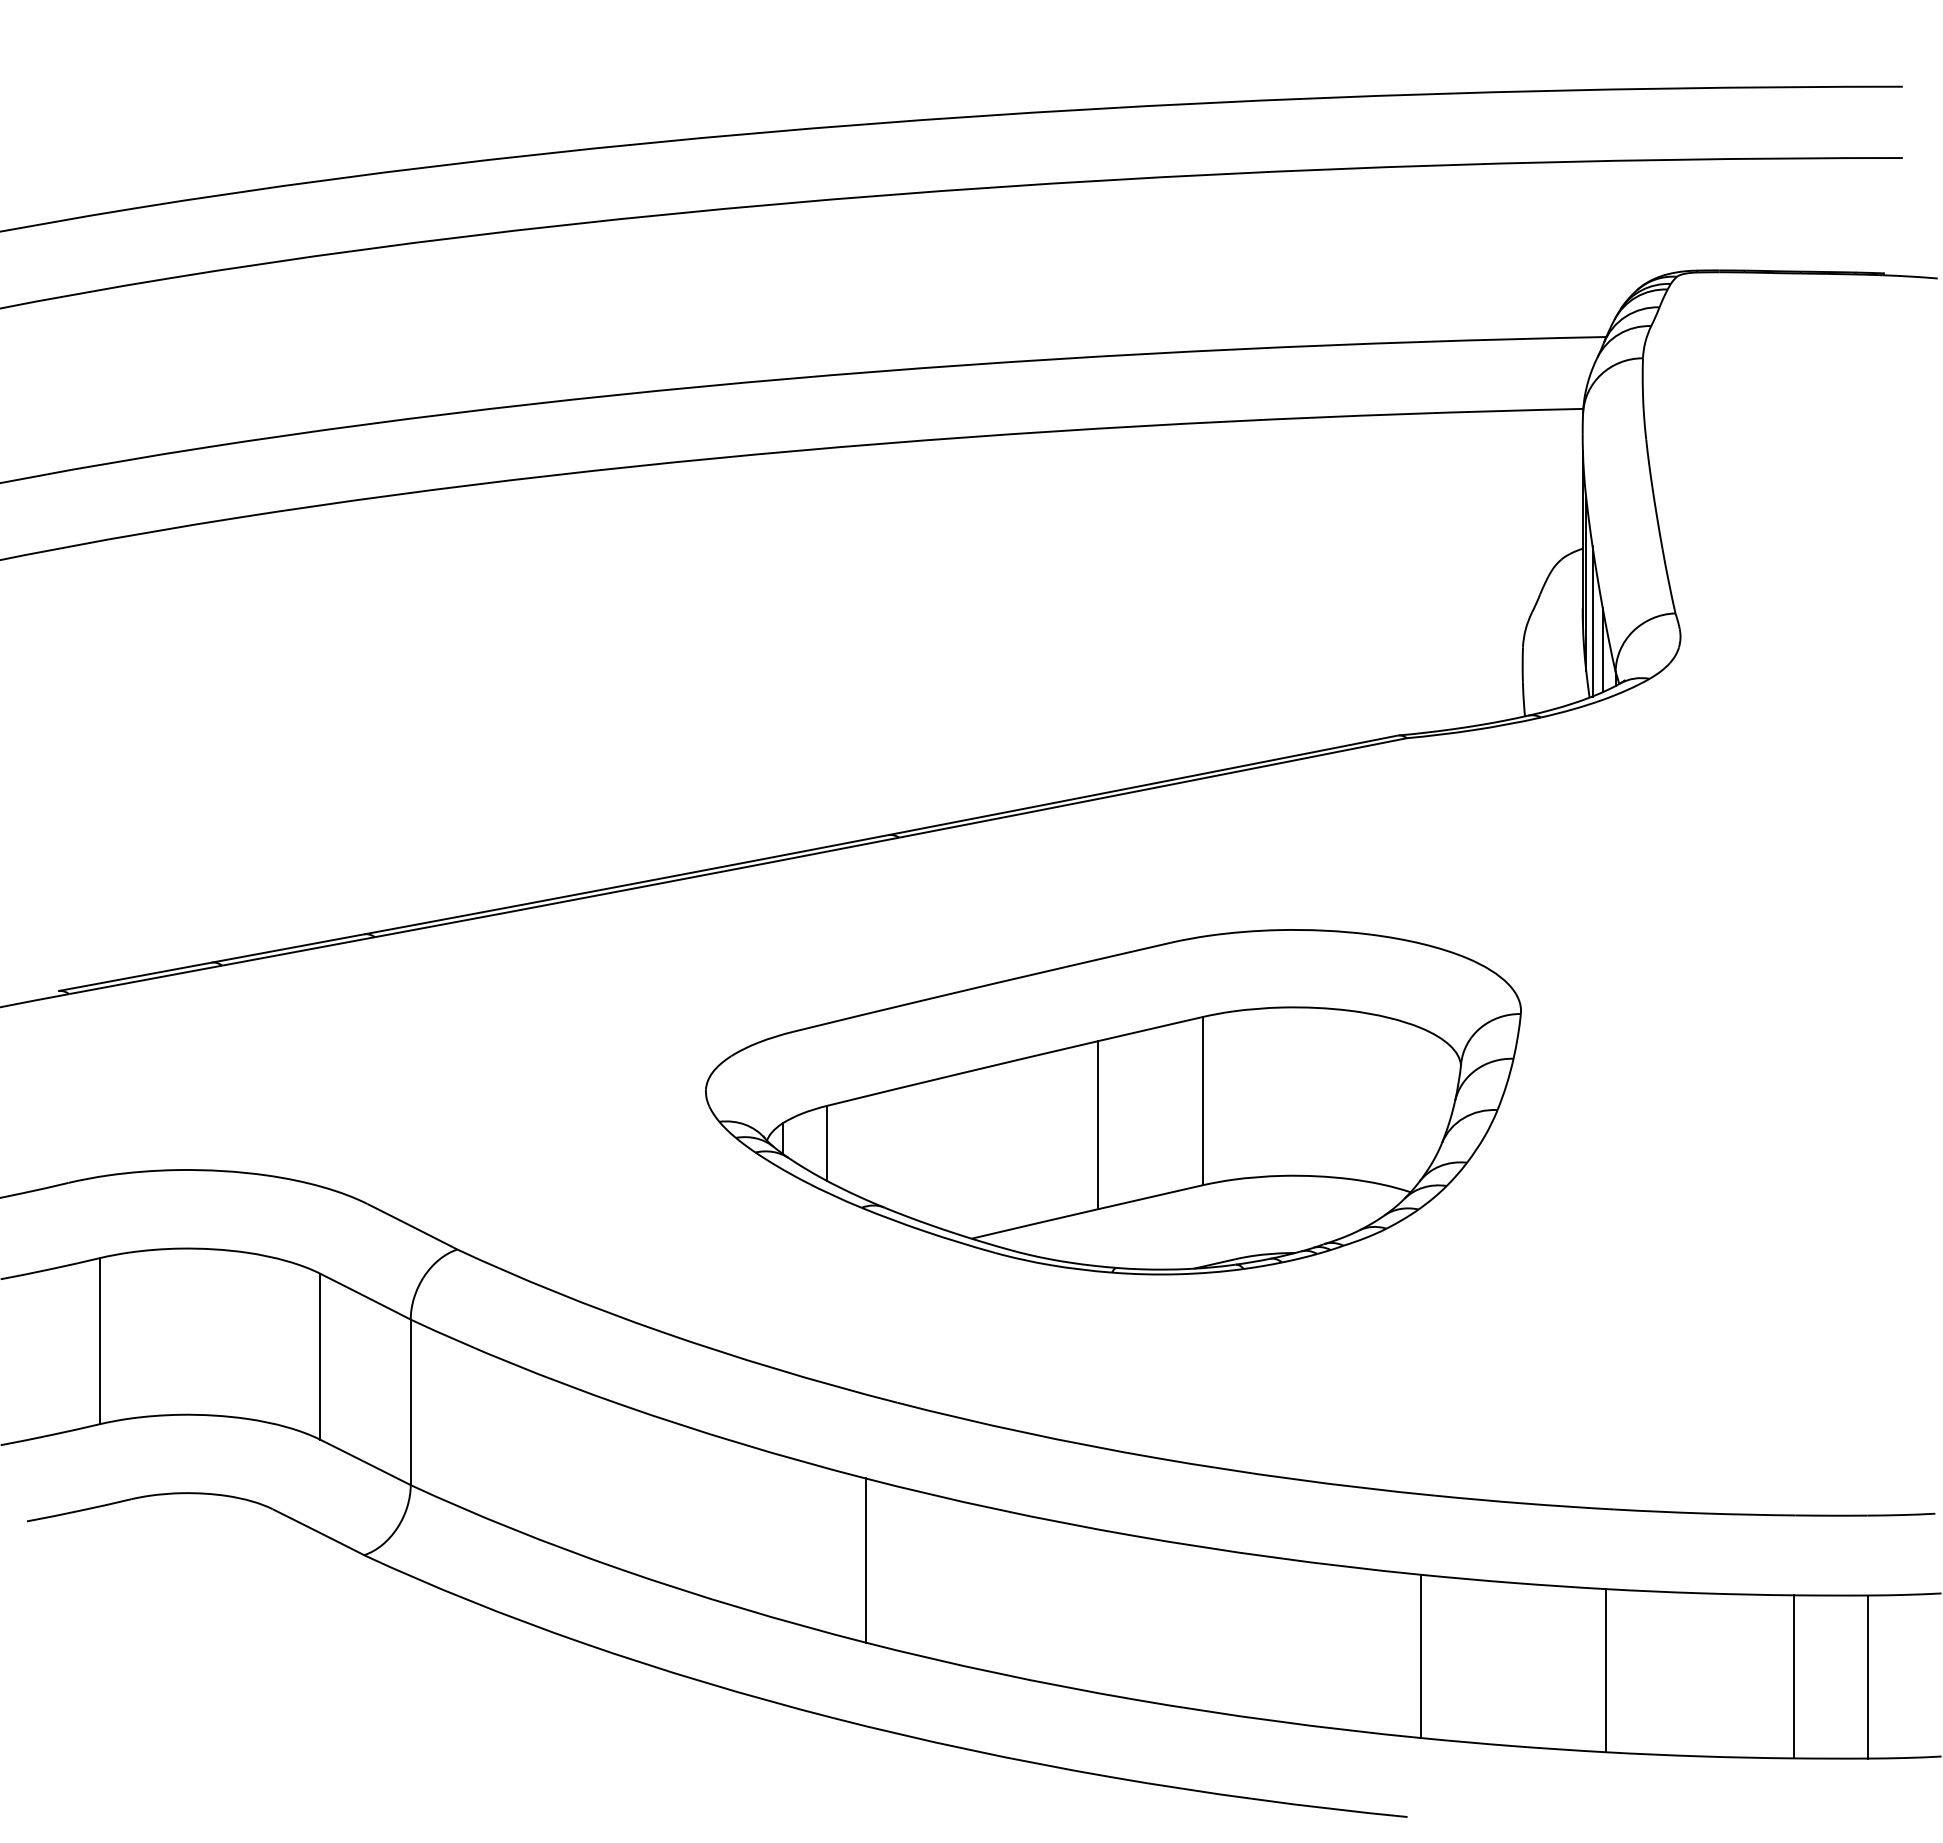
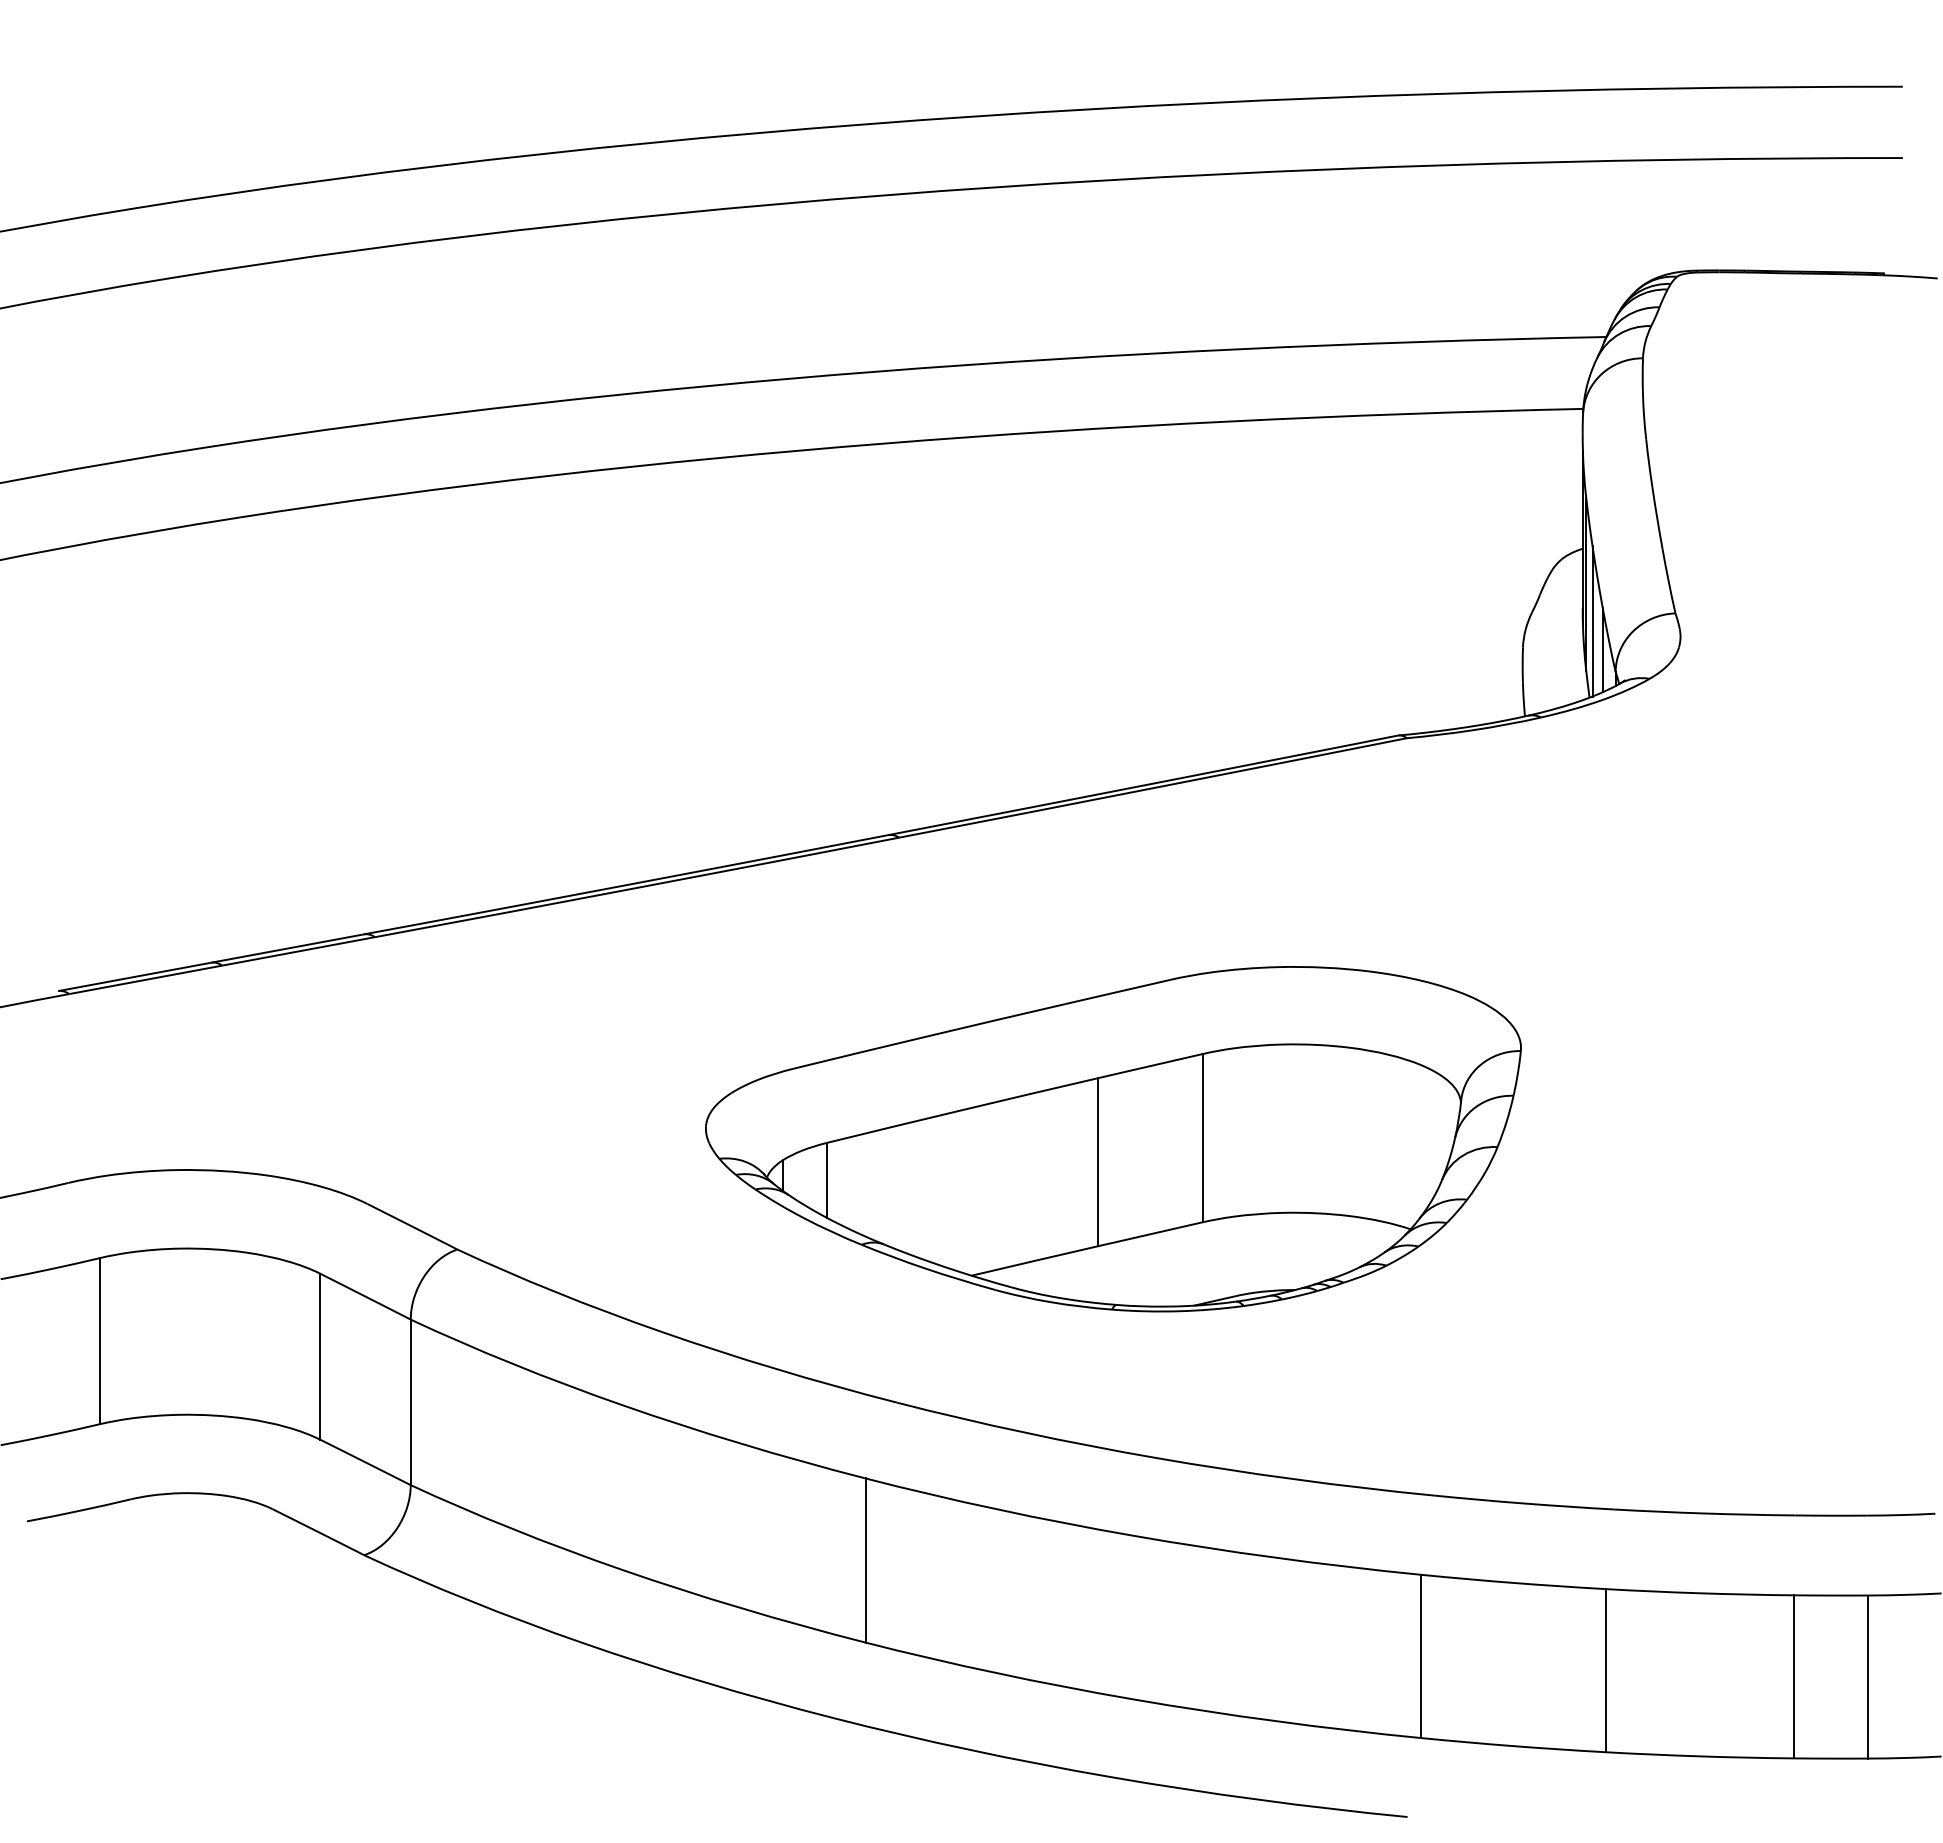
part position: (1113, 1102) -> (1113, 1139) (1113, 1139)
